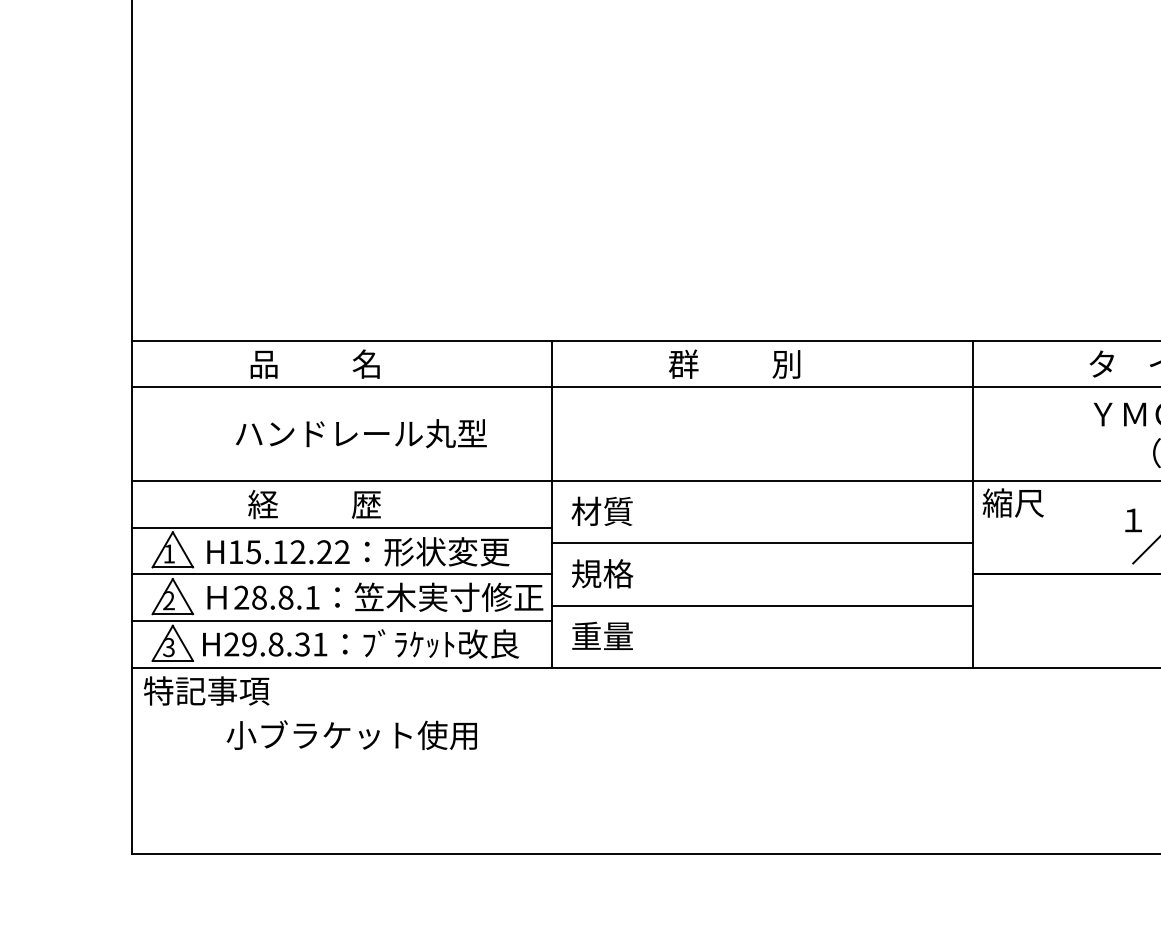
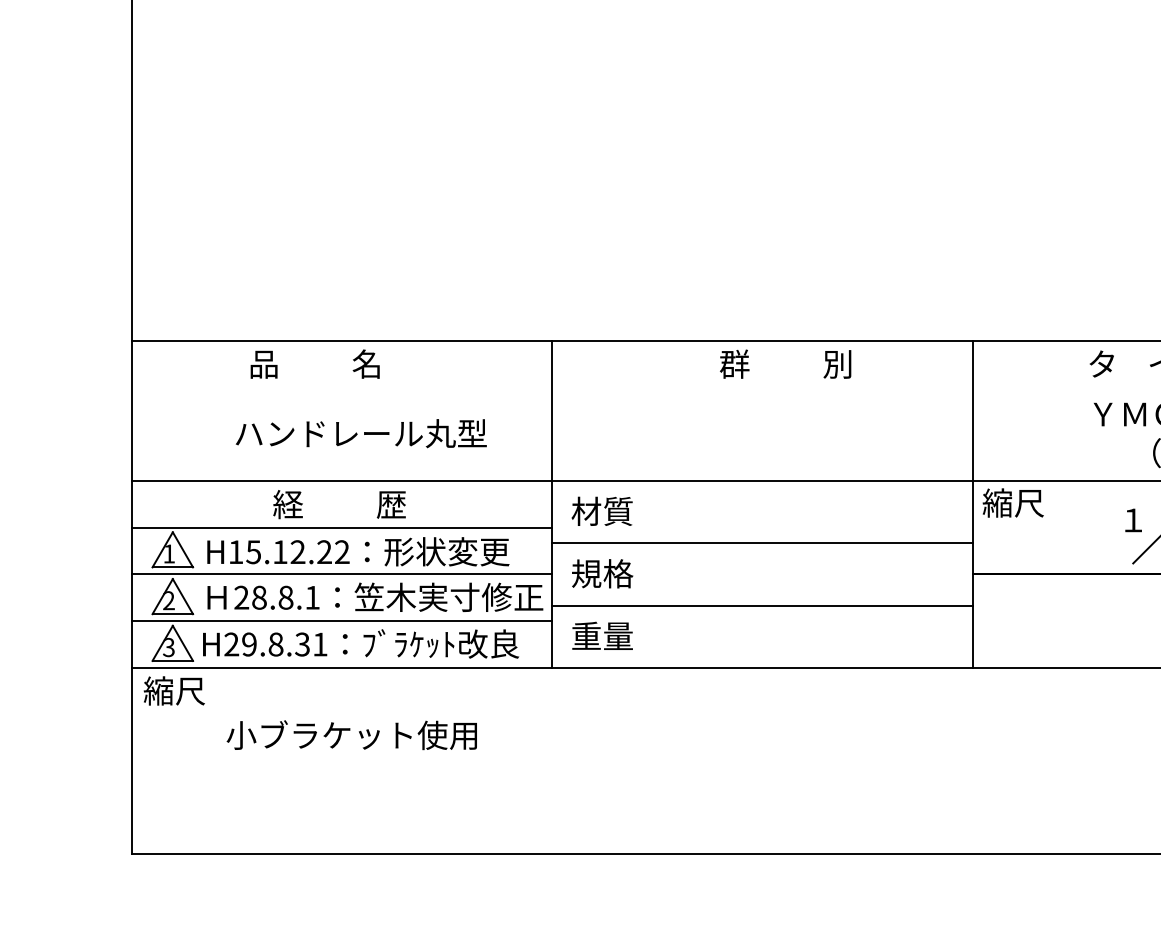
text position: (734, 363) -> (785, 363) (785, 363)
line: present -> none (644, 387)
text position: (314, 504) -> (339, 504) (339, 504)
text: 特記事項 -> 縮尺 (206, 690)
